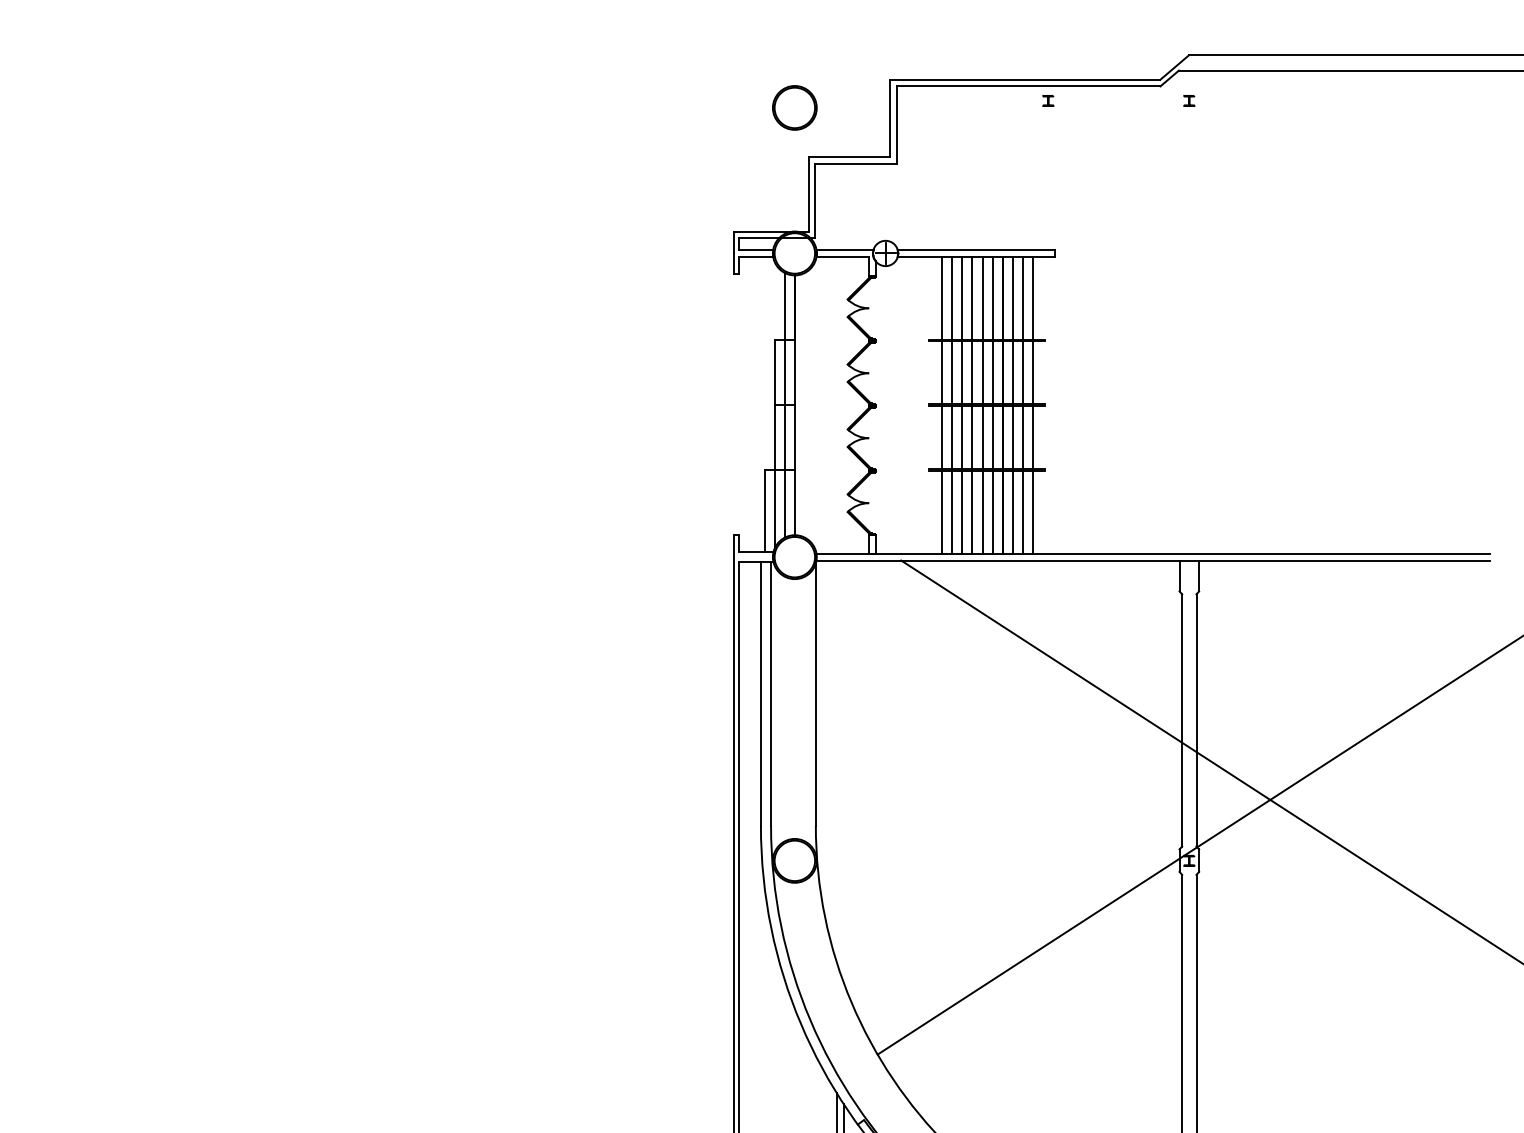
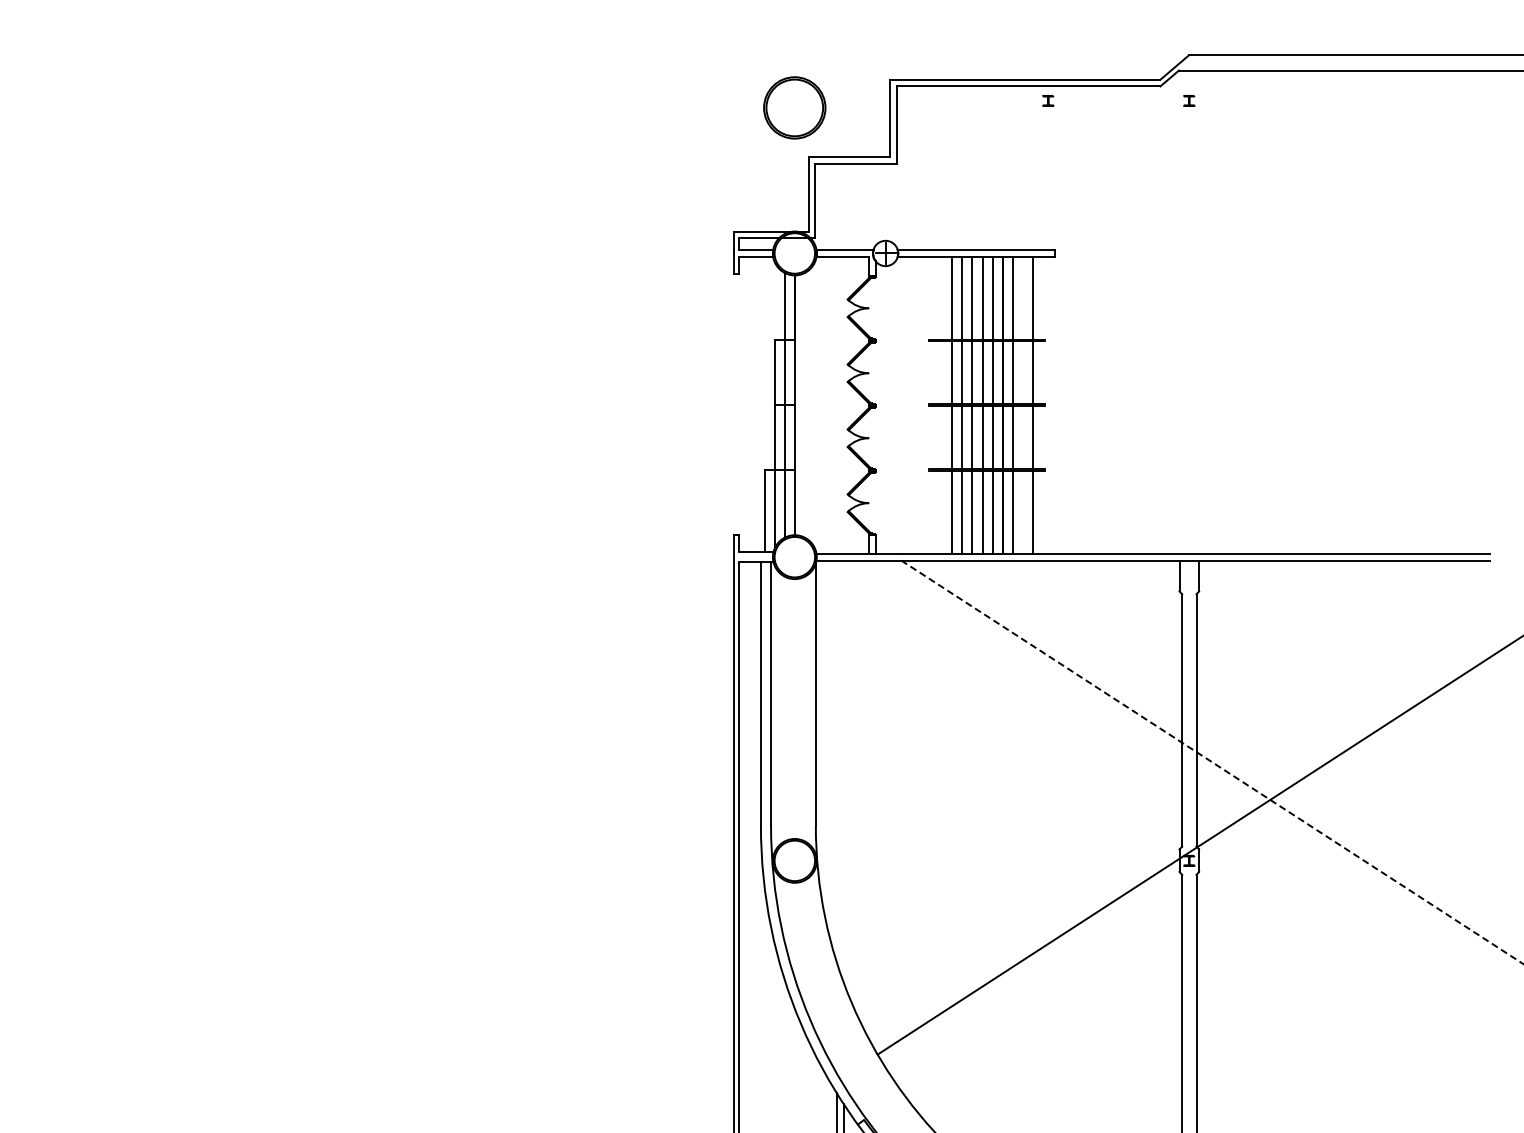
circle size: 46x46 px -> 64x64 px (794, 107)
line: present -> none (942, 404)
line: present -> none (1023, 404)
line: solid -> dashed (1212, 762)
